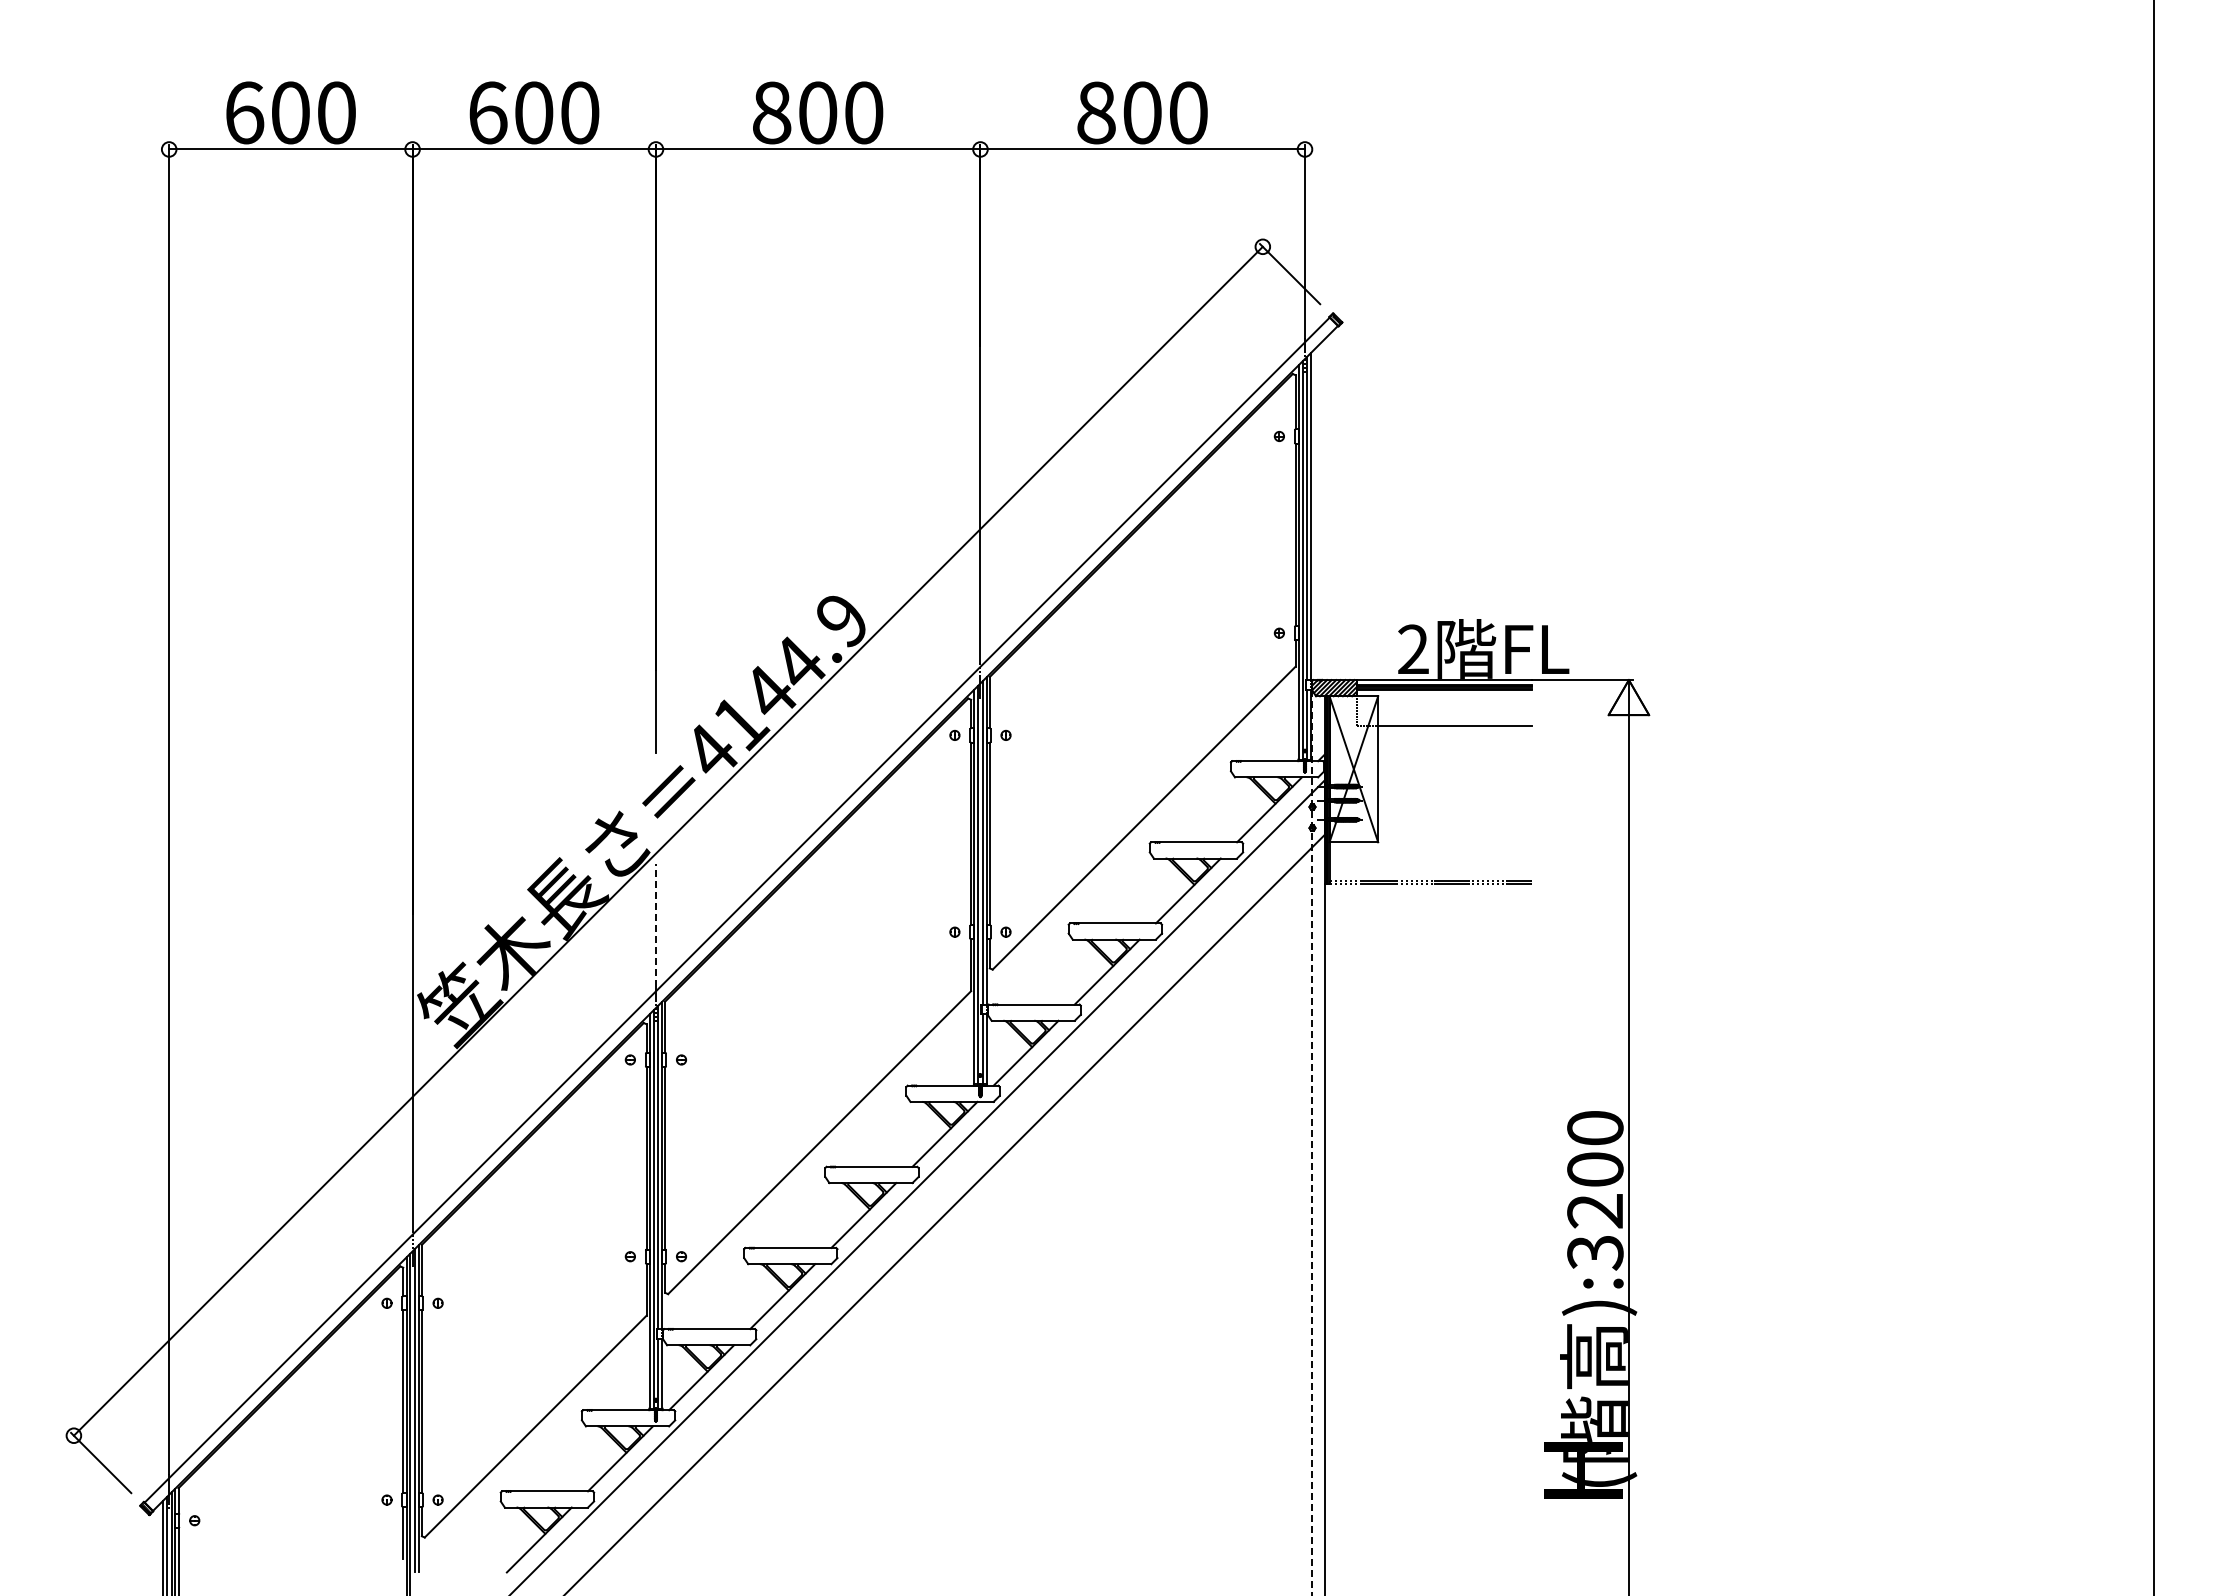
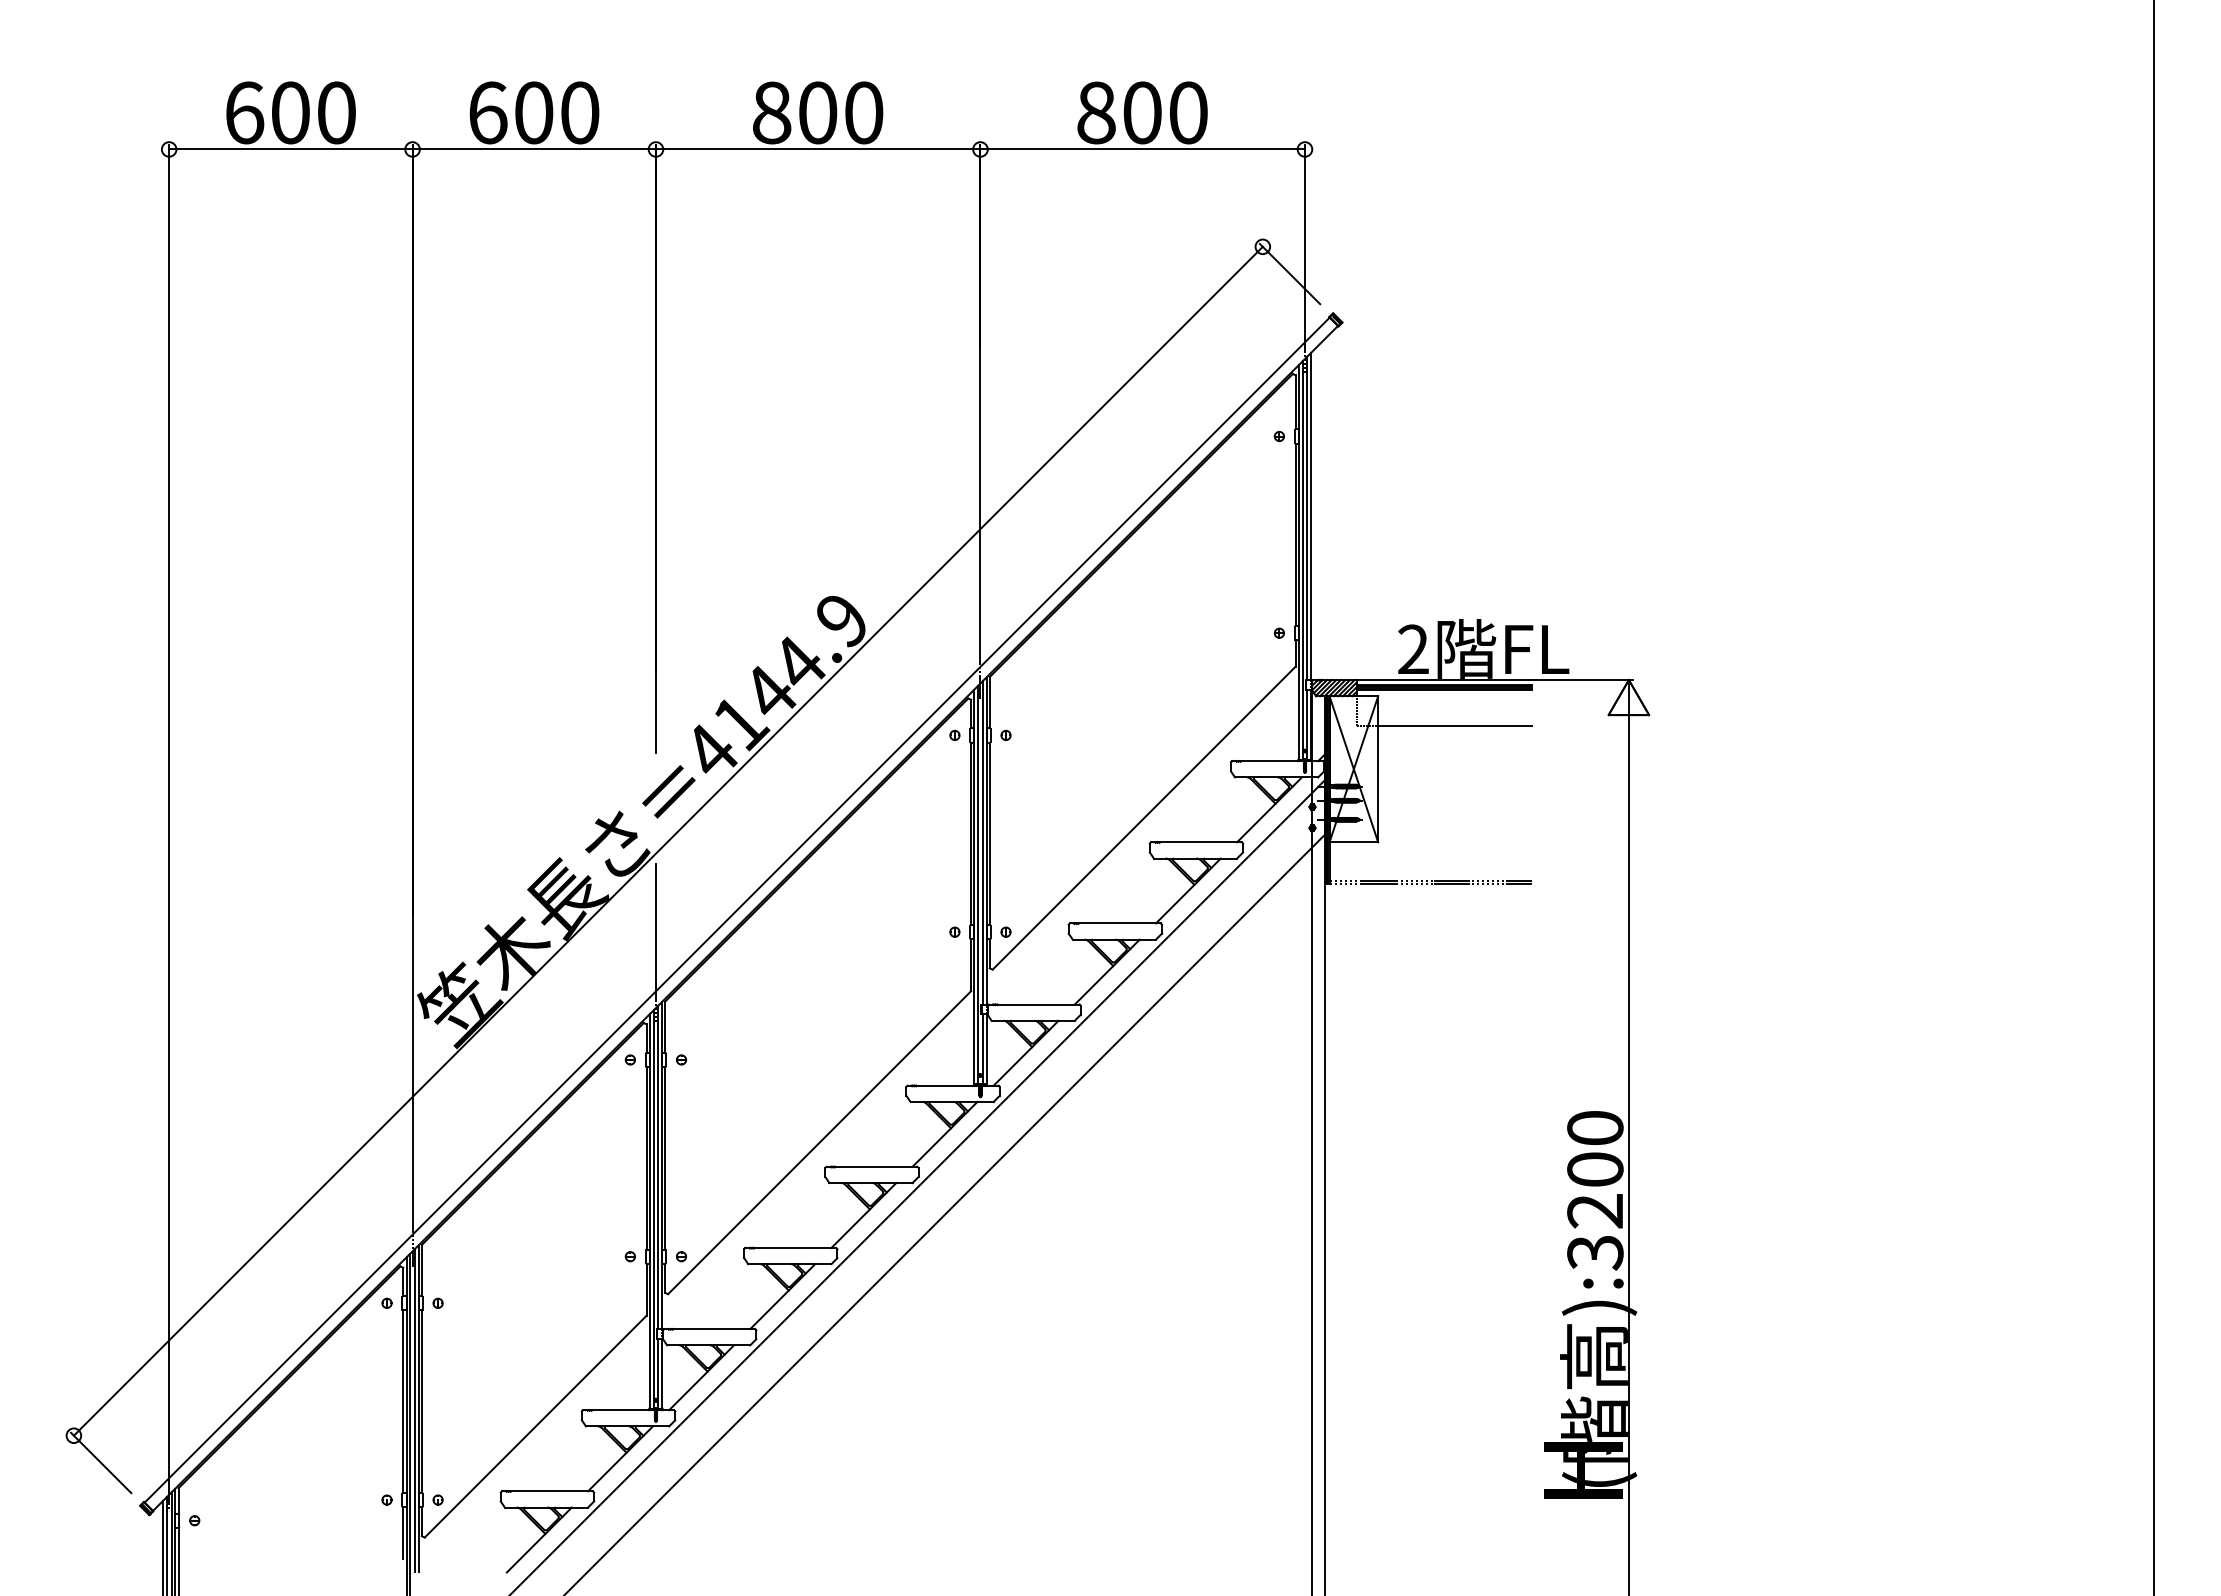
line: dashed -> solid (655, 925)
line: dashed -> solid (1312, 1142)
